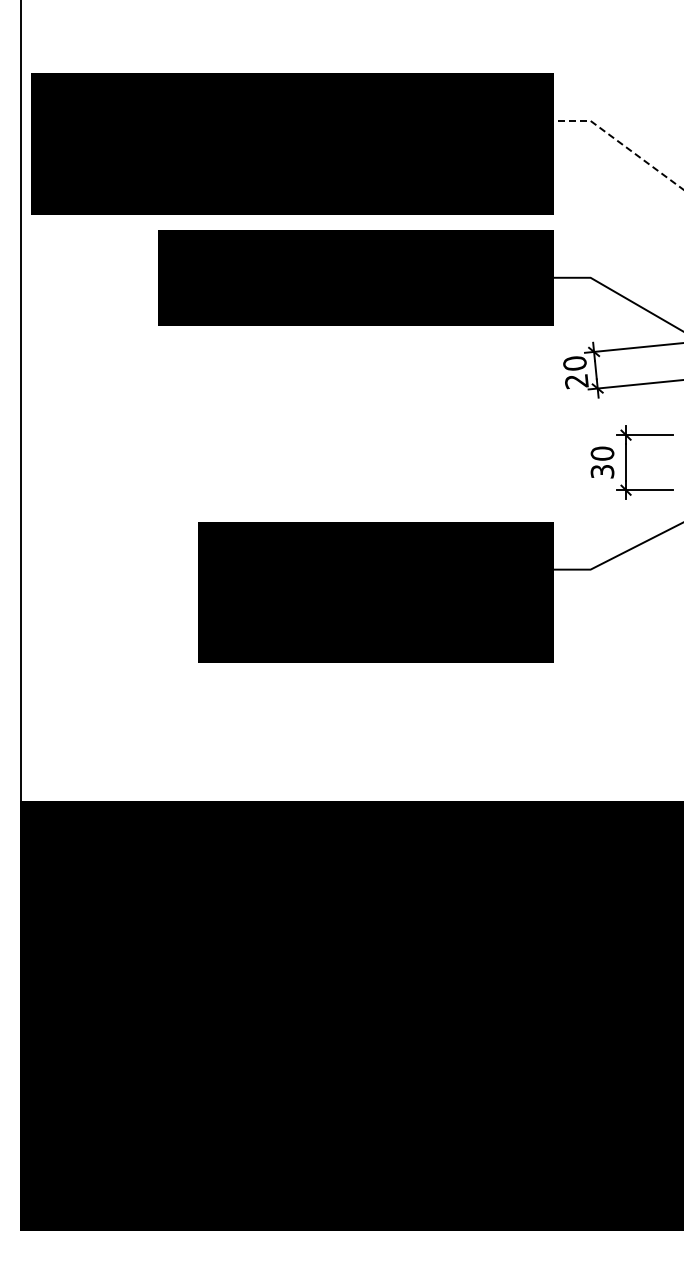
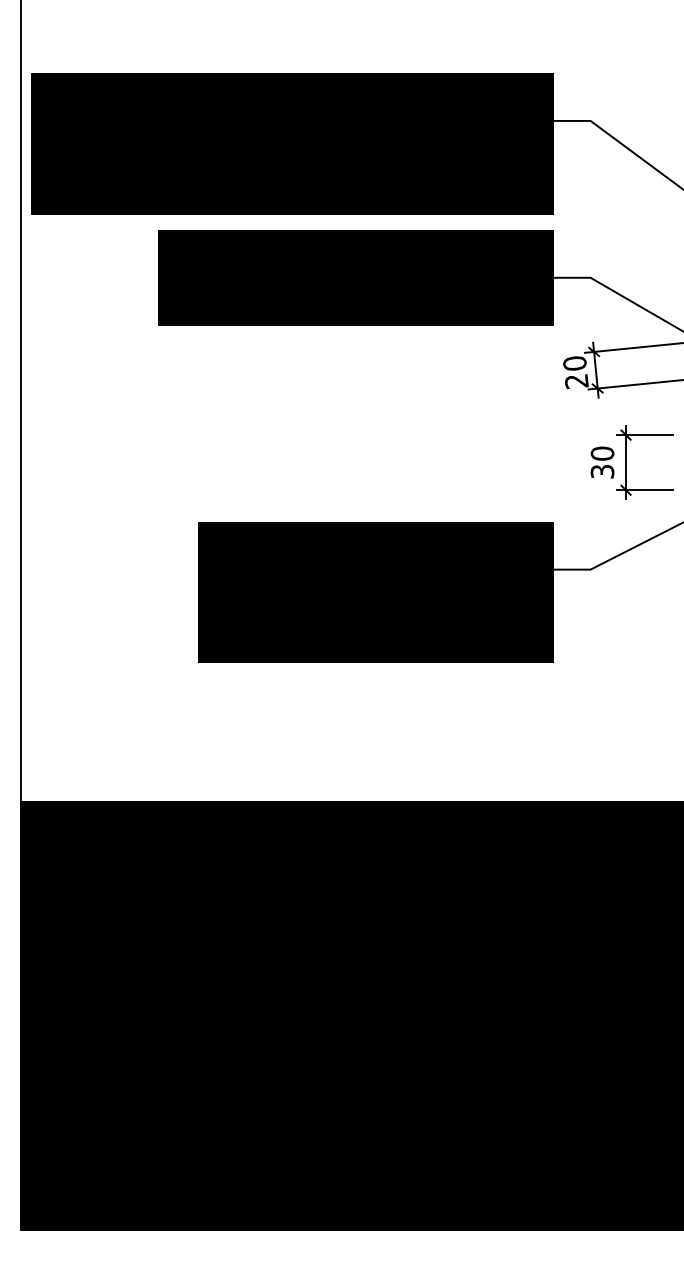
line: dashed -> solid (621, 144)
